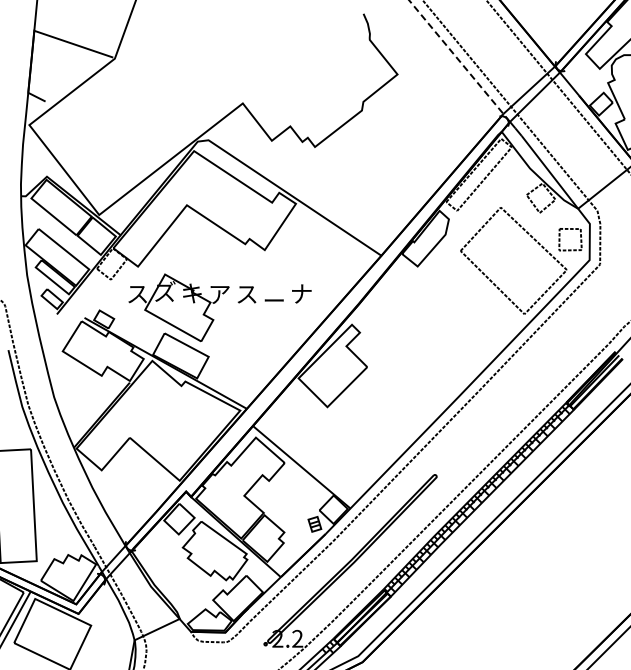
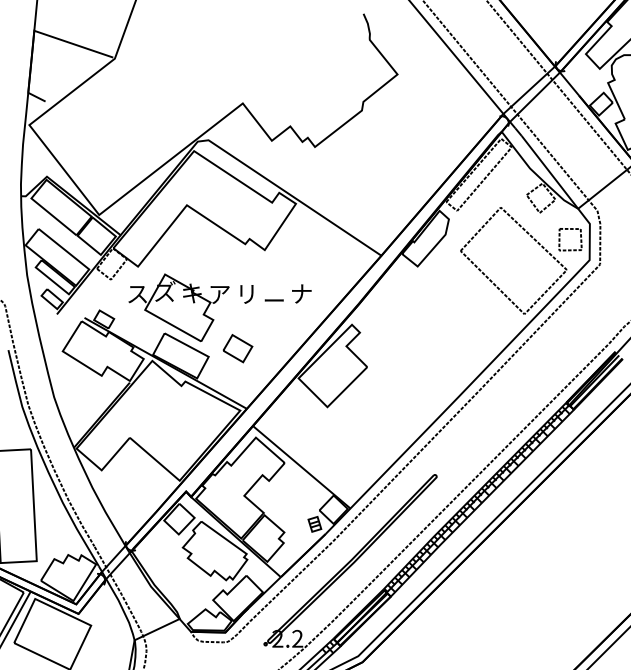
line: dashed -> solid (460, 61)
text: ス -> リ (246, 294)
part: none -> present (237, 348)
